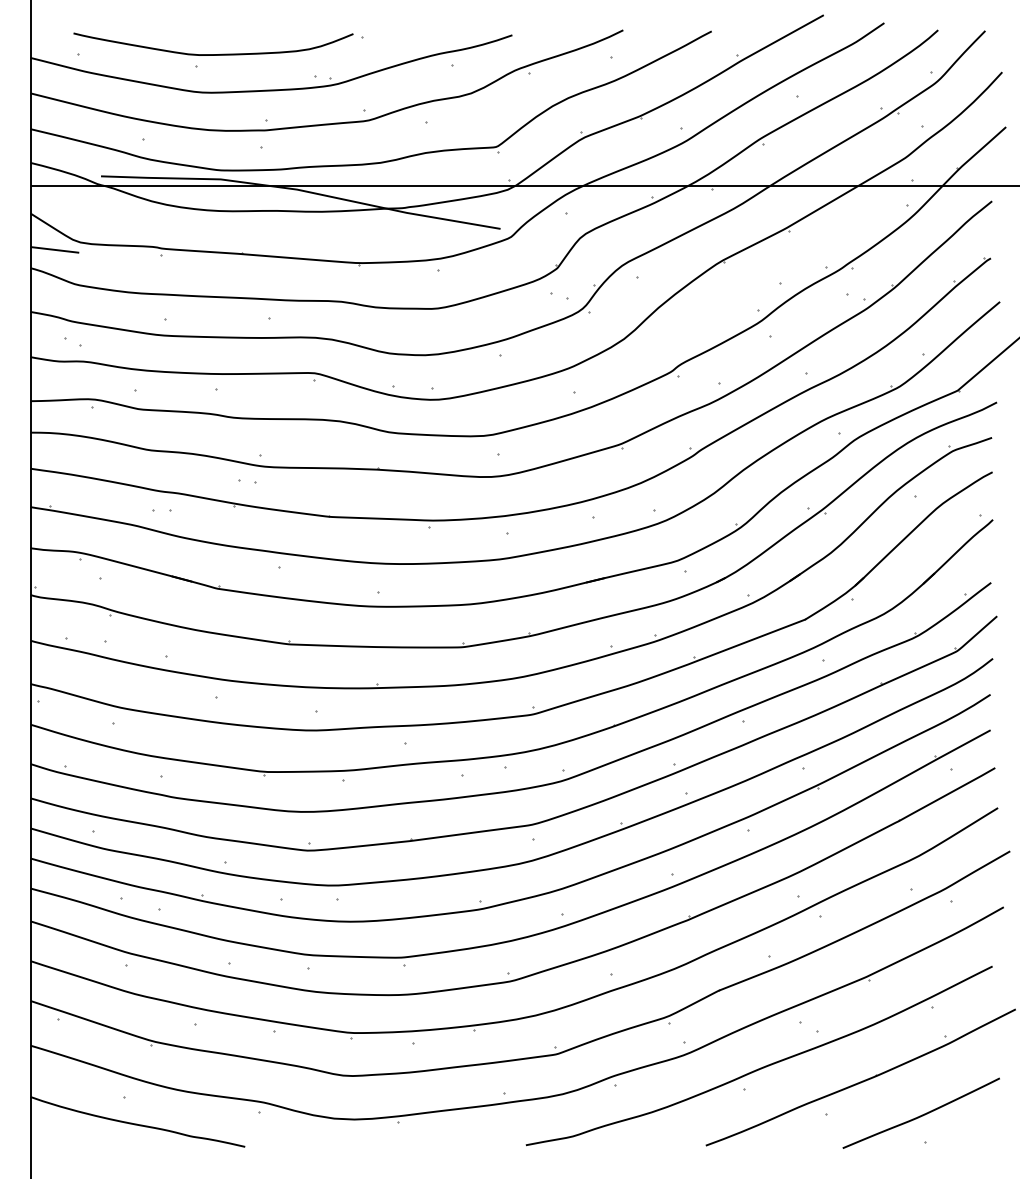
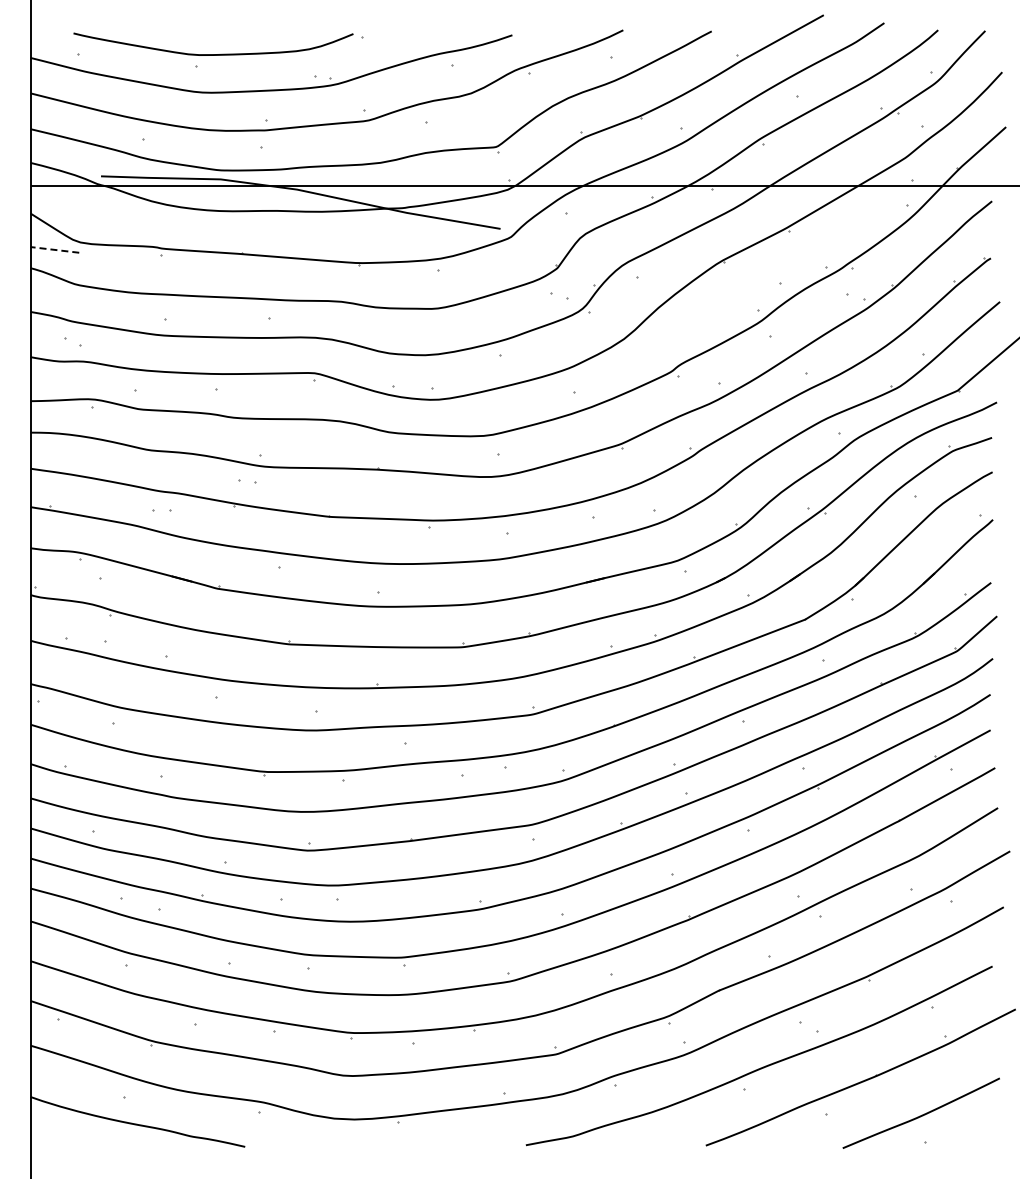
line: solid -> dashed (54, 249)
